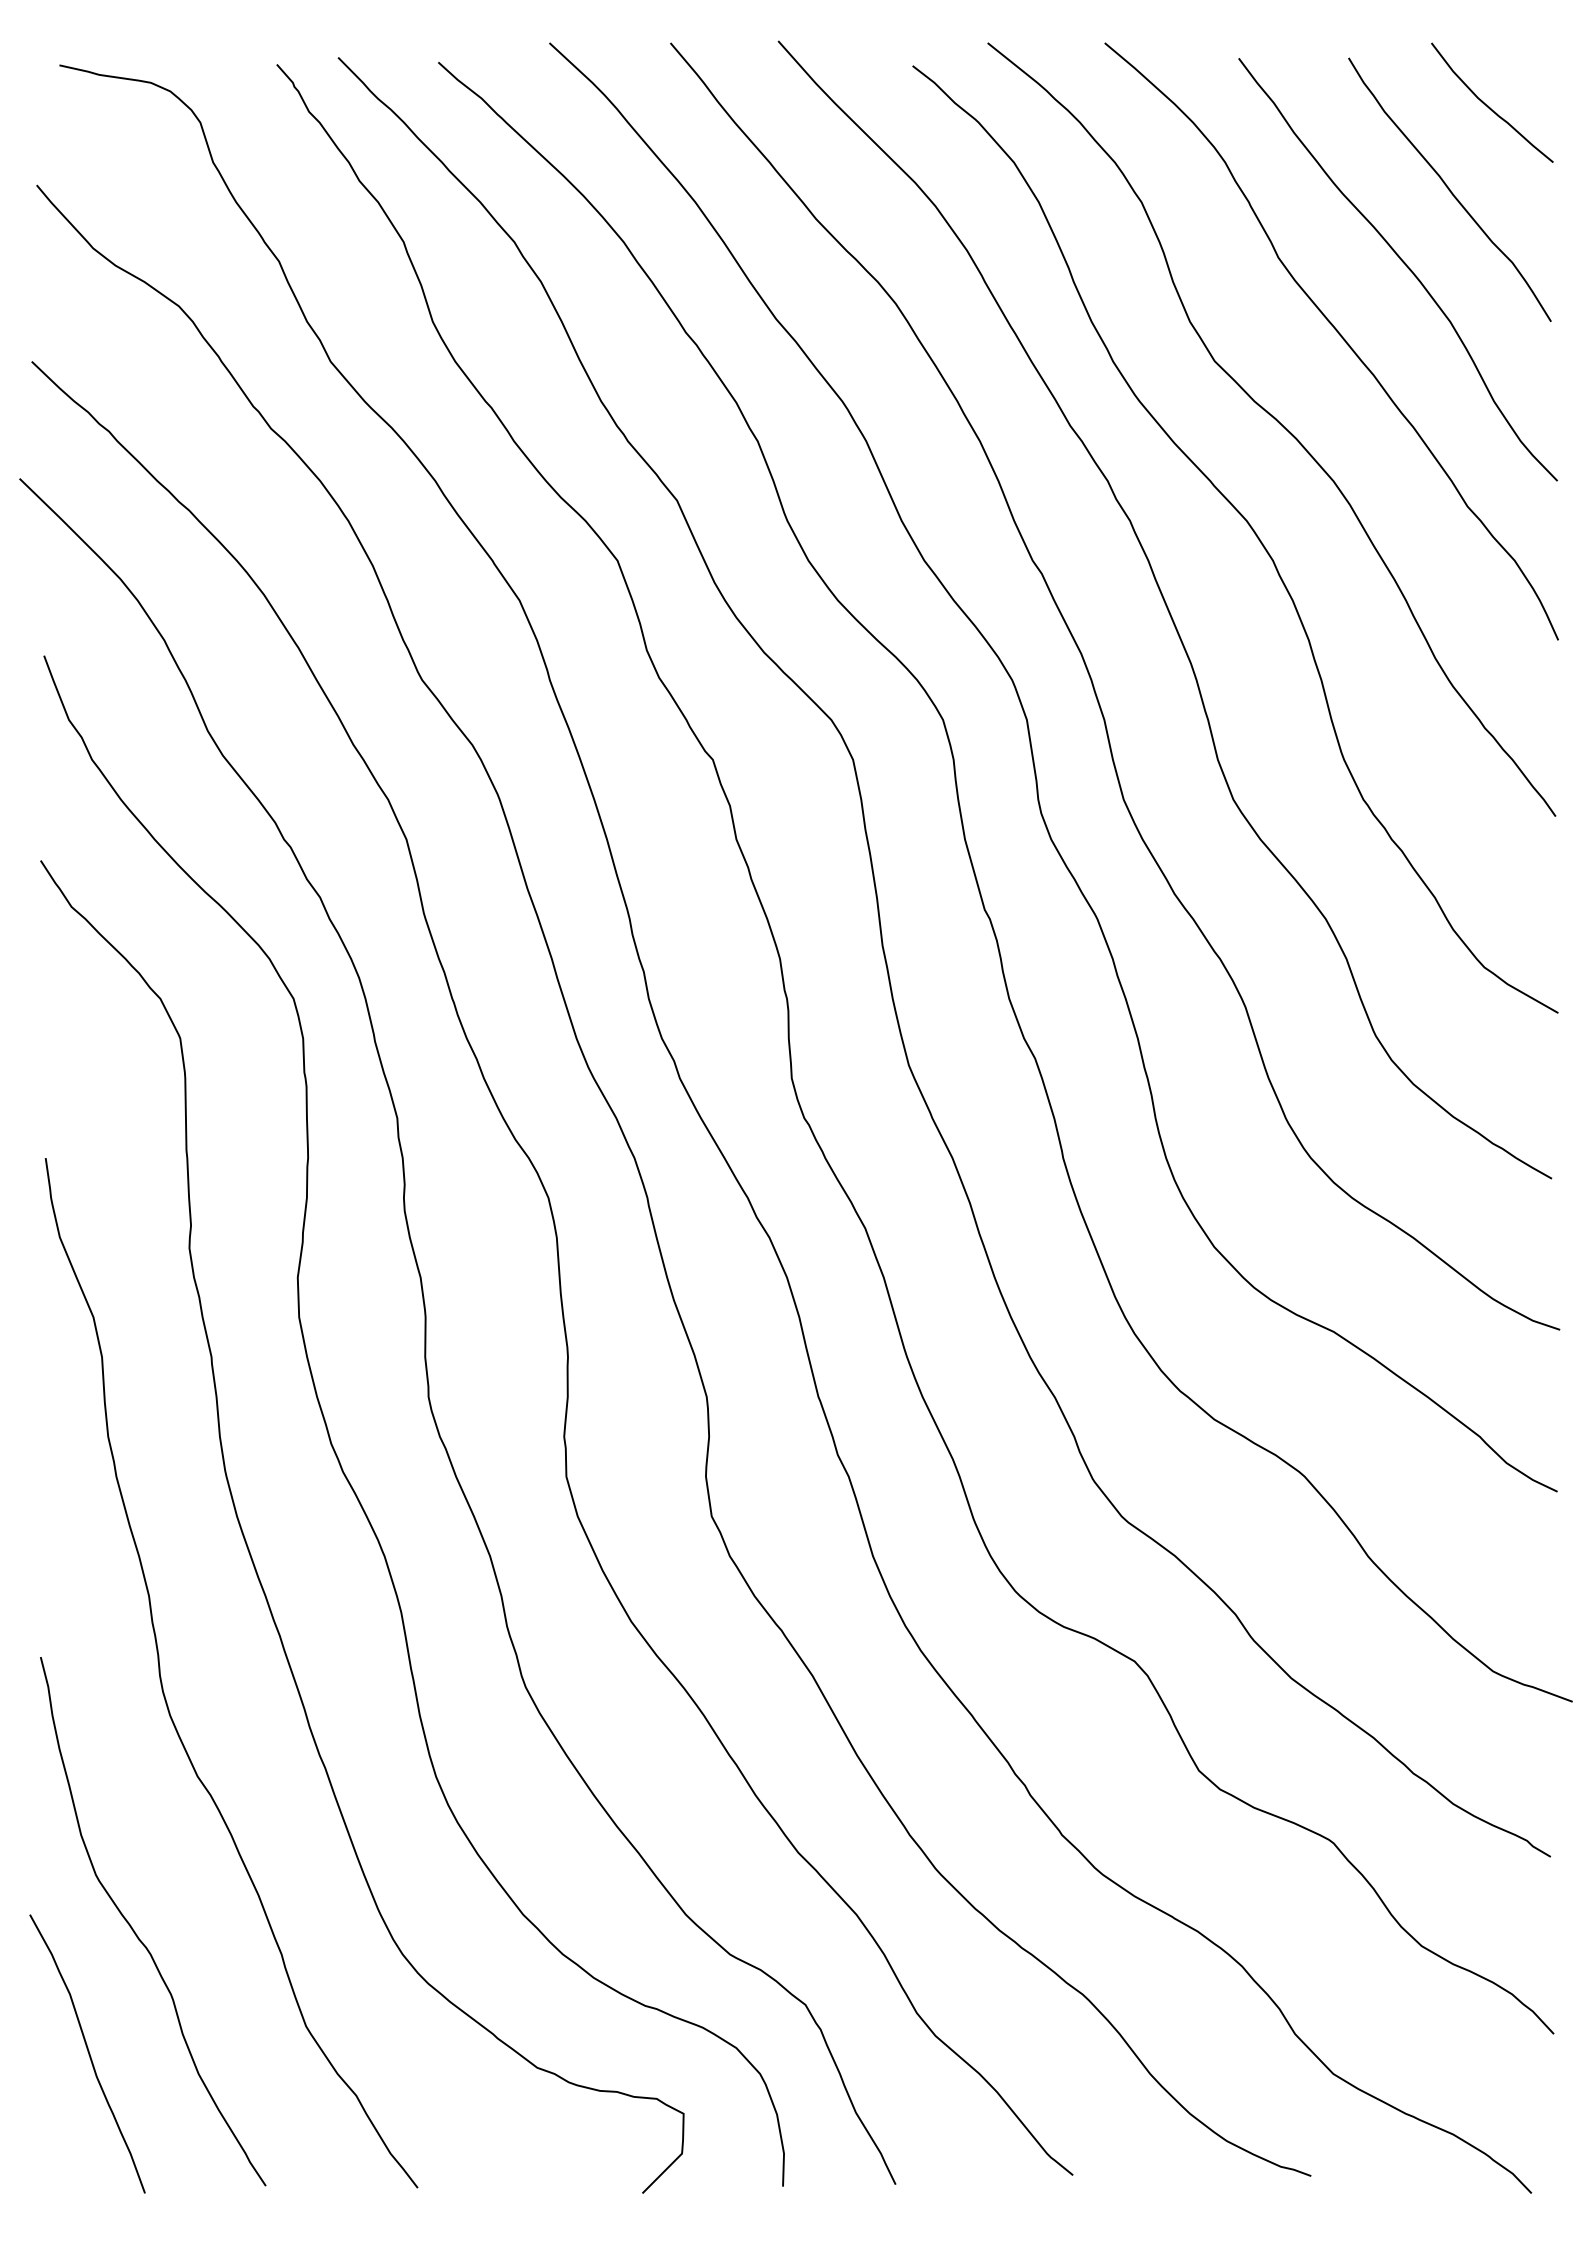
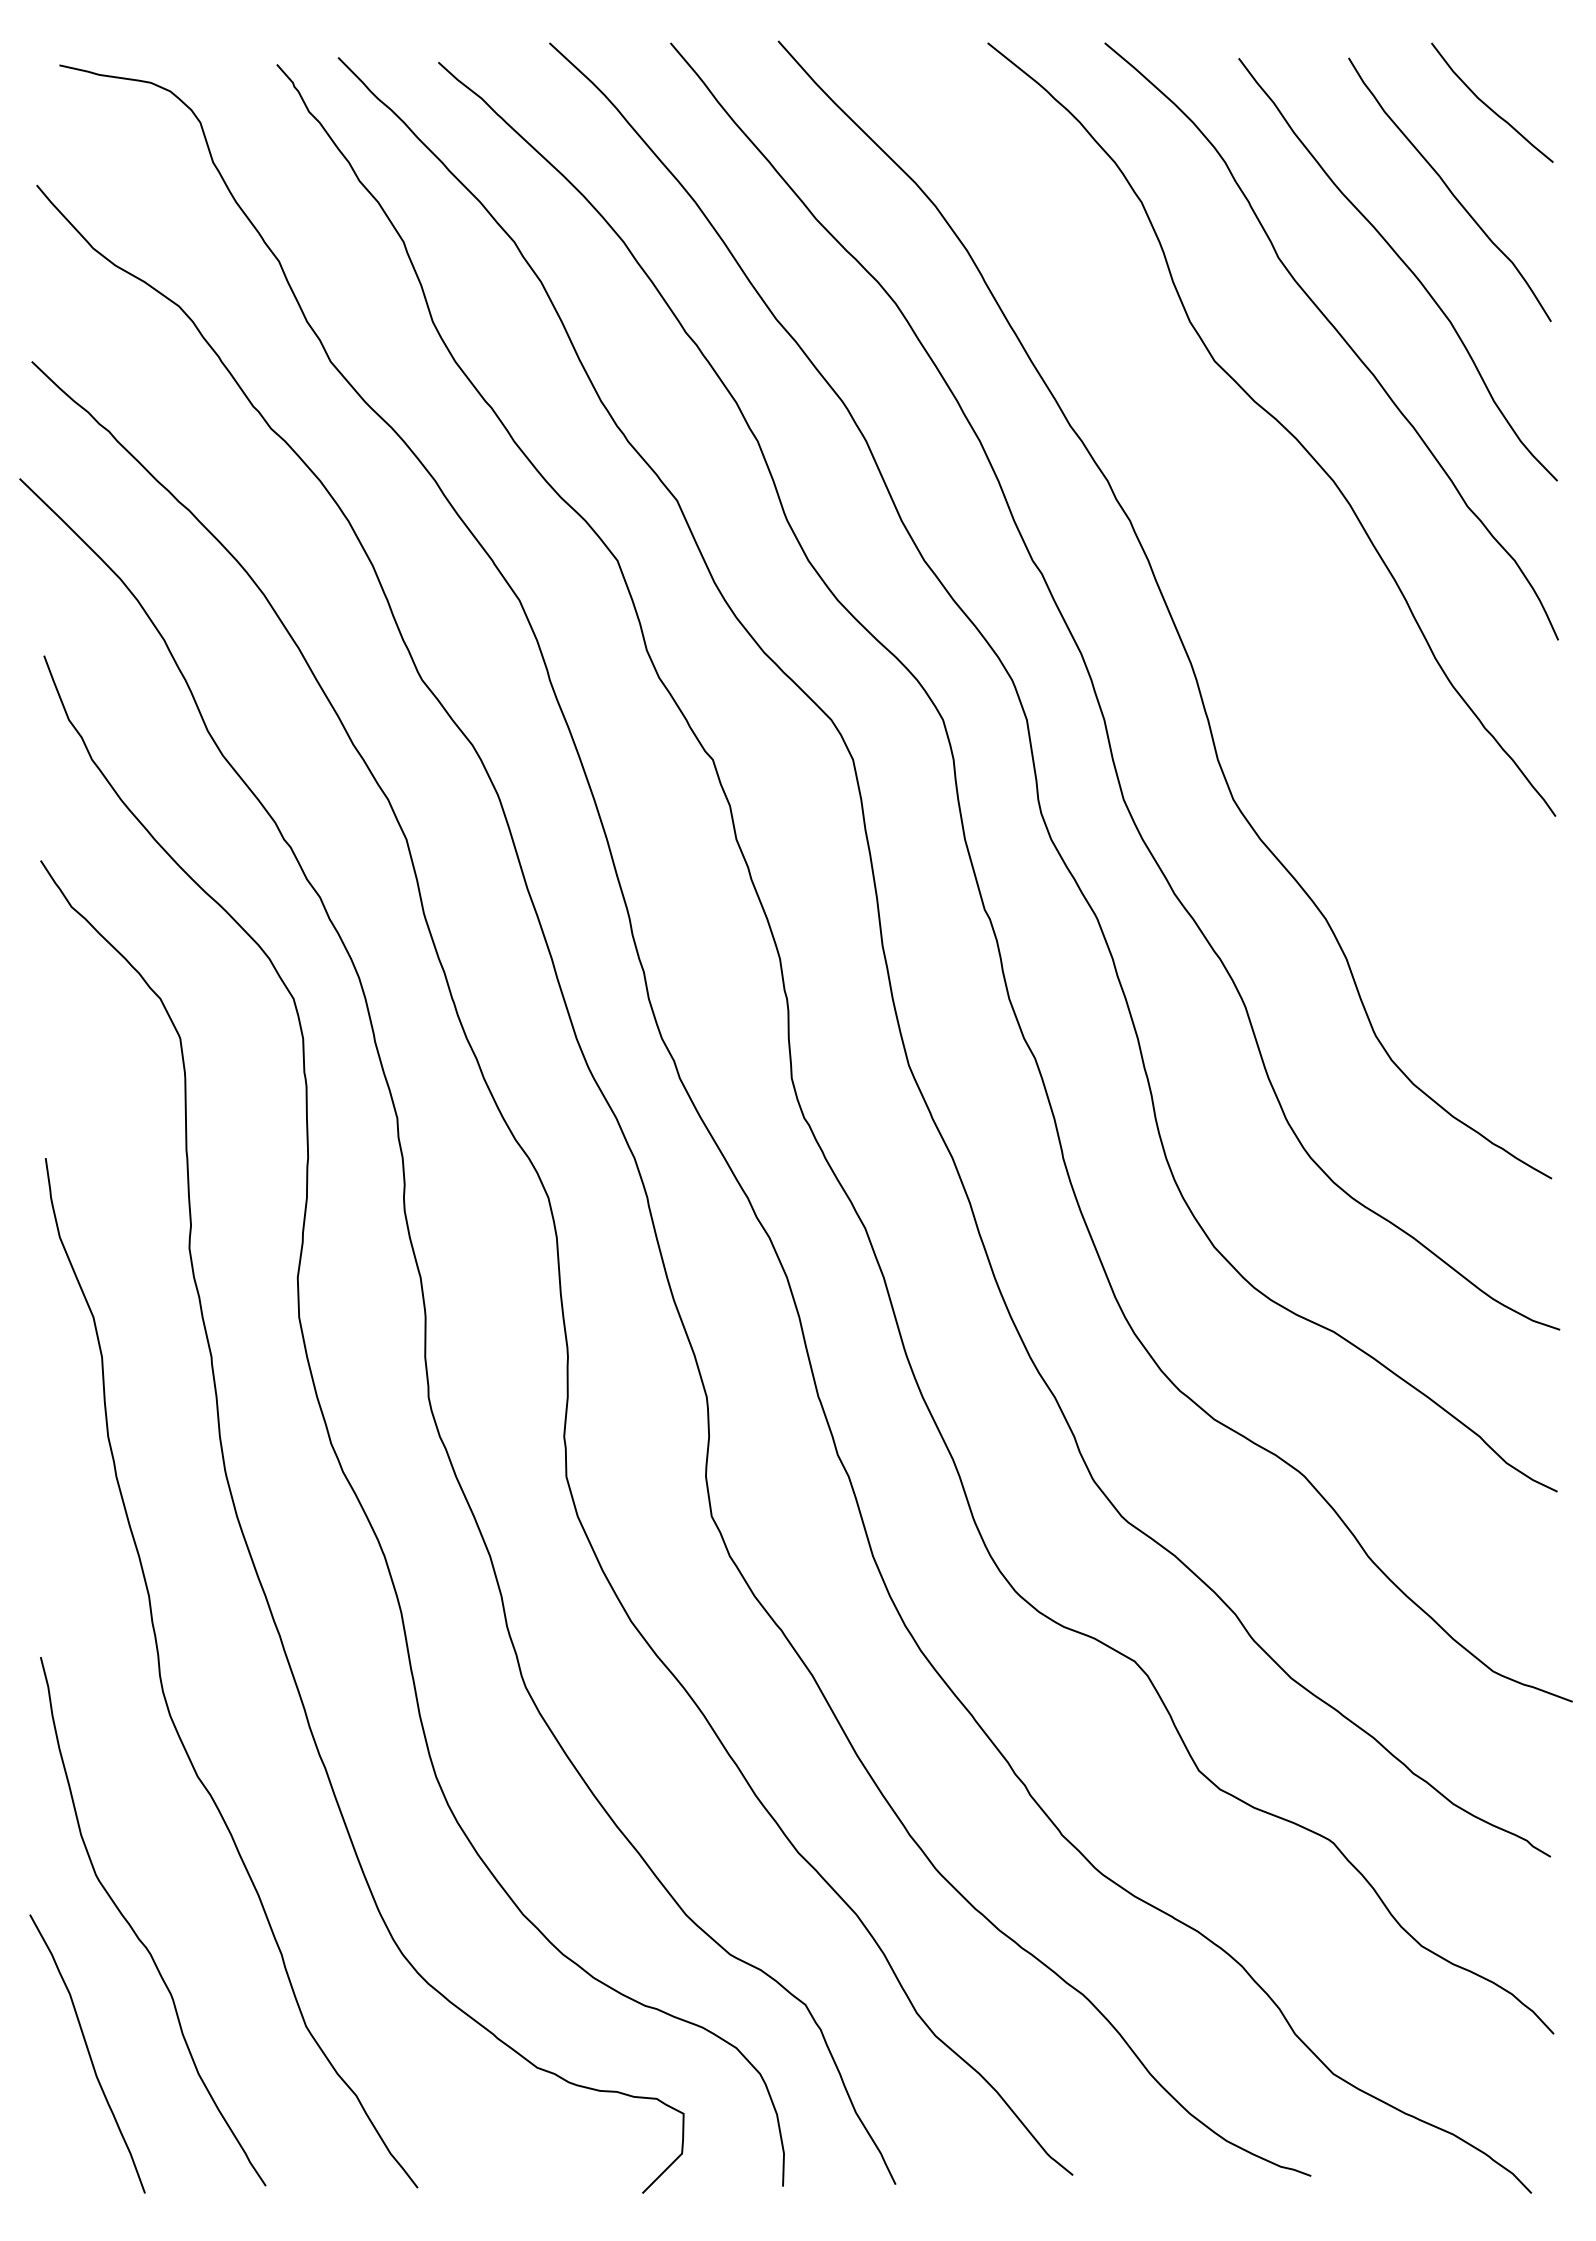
curve: present -> none (1250, 528)
